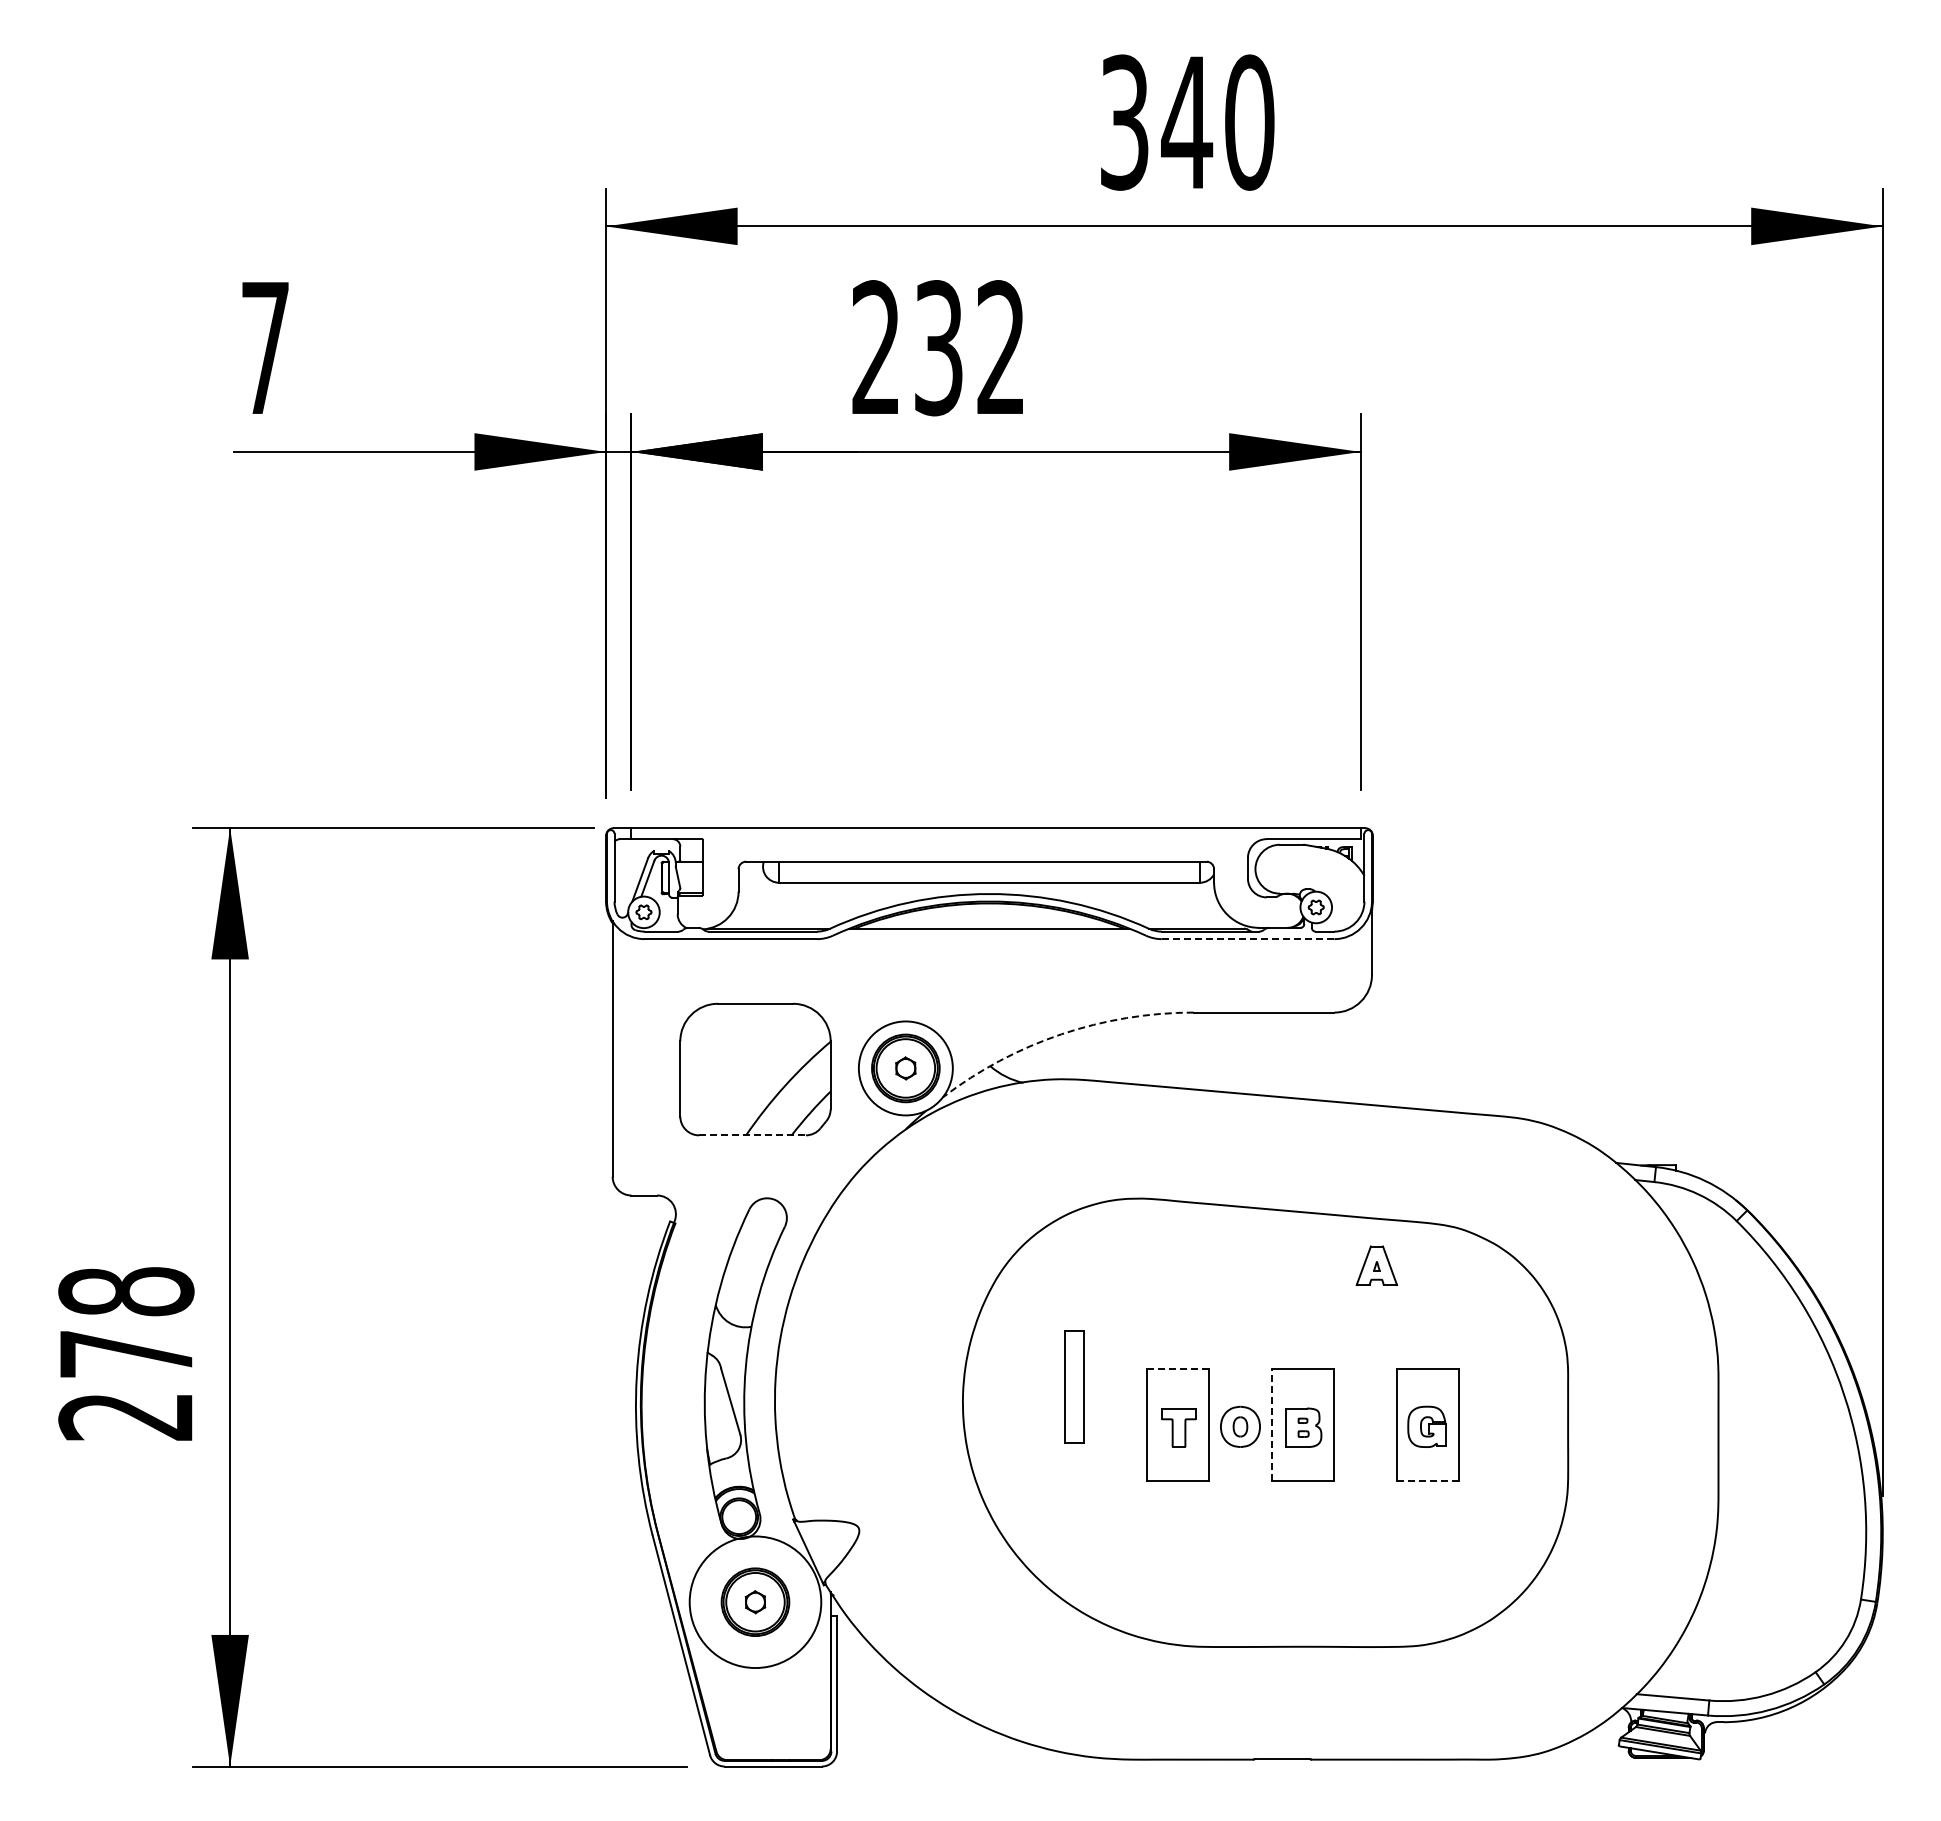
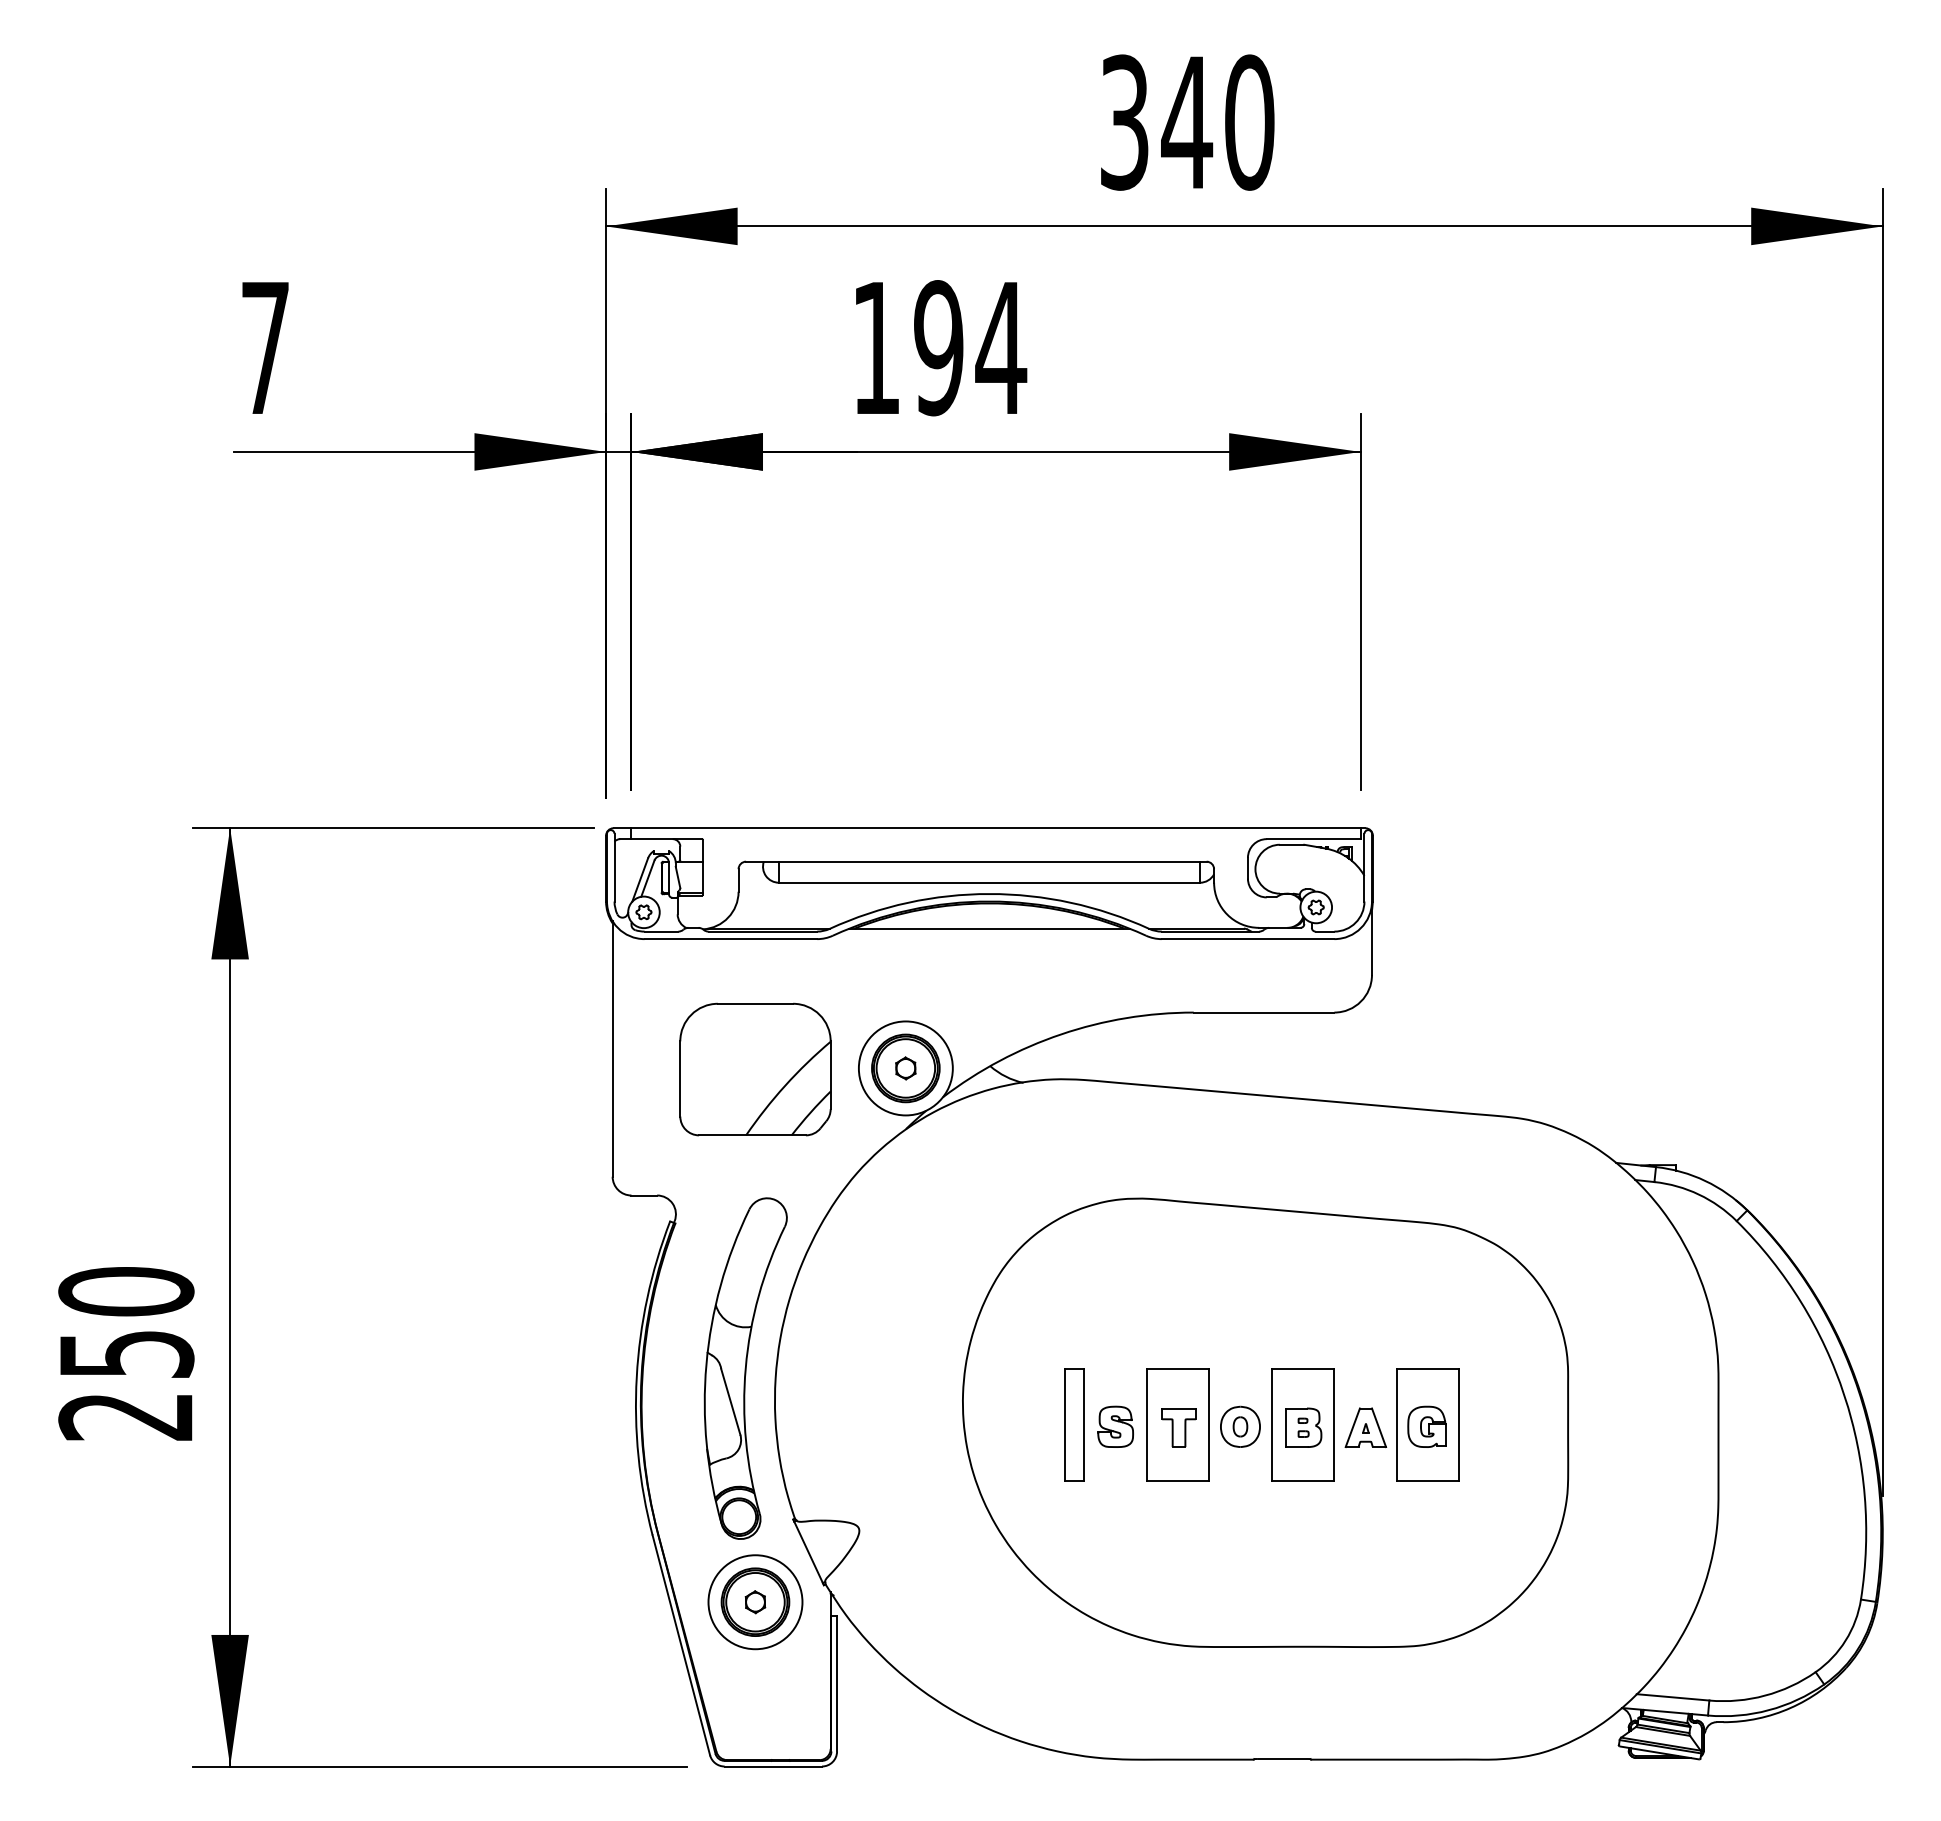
text: 232 -> 194 (939, 348)
line: dashed -> solid (1248, 939)
arc: dashed -> solid (1061, 1034)
line: dashed -> solid (753, 1135)
part position: (1376, 1265) -> (1365, 1427) (1365, 1427)
text: 278 -> 250 (126, 1322)
line: dashed -> solid (1178, 1369)
part position: (1074, 1386) -> (1074, 1424) (1074, 1424)
line: dashed -> solid (1271, 1425)
part: none -> present (1115, 1426)
line: dashed -> solid (1427, 1481)
circle diameter: 132 px -> 94 px (755, 1602)
